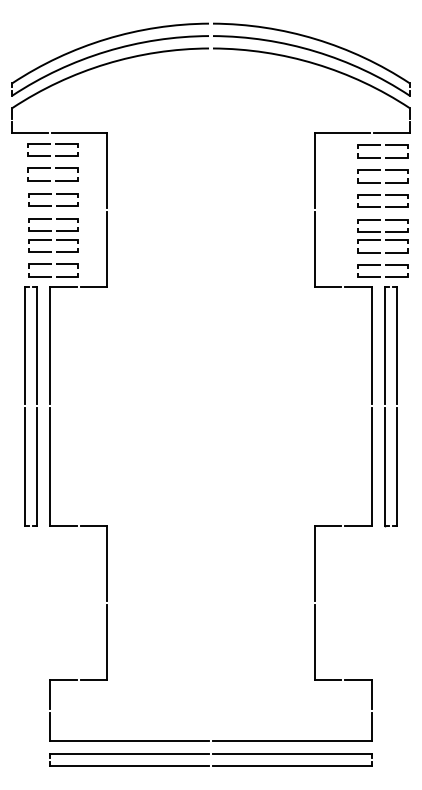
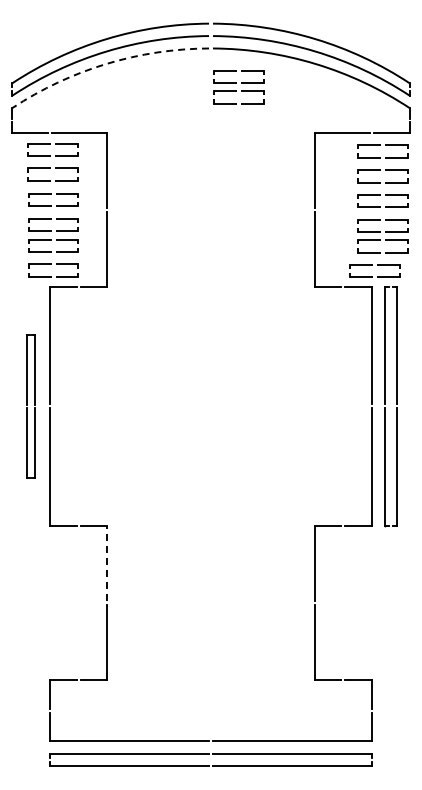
arc: solid -> dashed (106, 63)
part: none -> present (238, 87)
part position: (382, 270) -> (374, 270) (374, 270)
part size: 14x241 px -> 10x145 px (30, 406)
line: solid -> dashed (107, 563)
